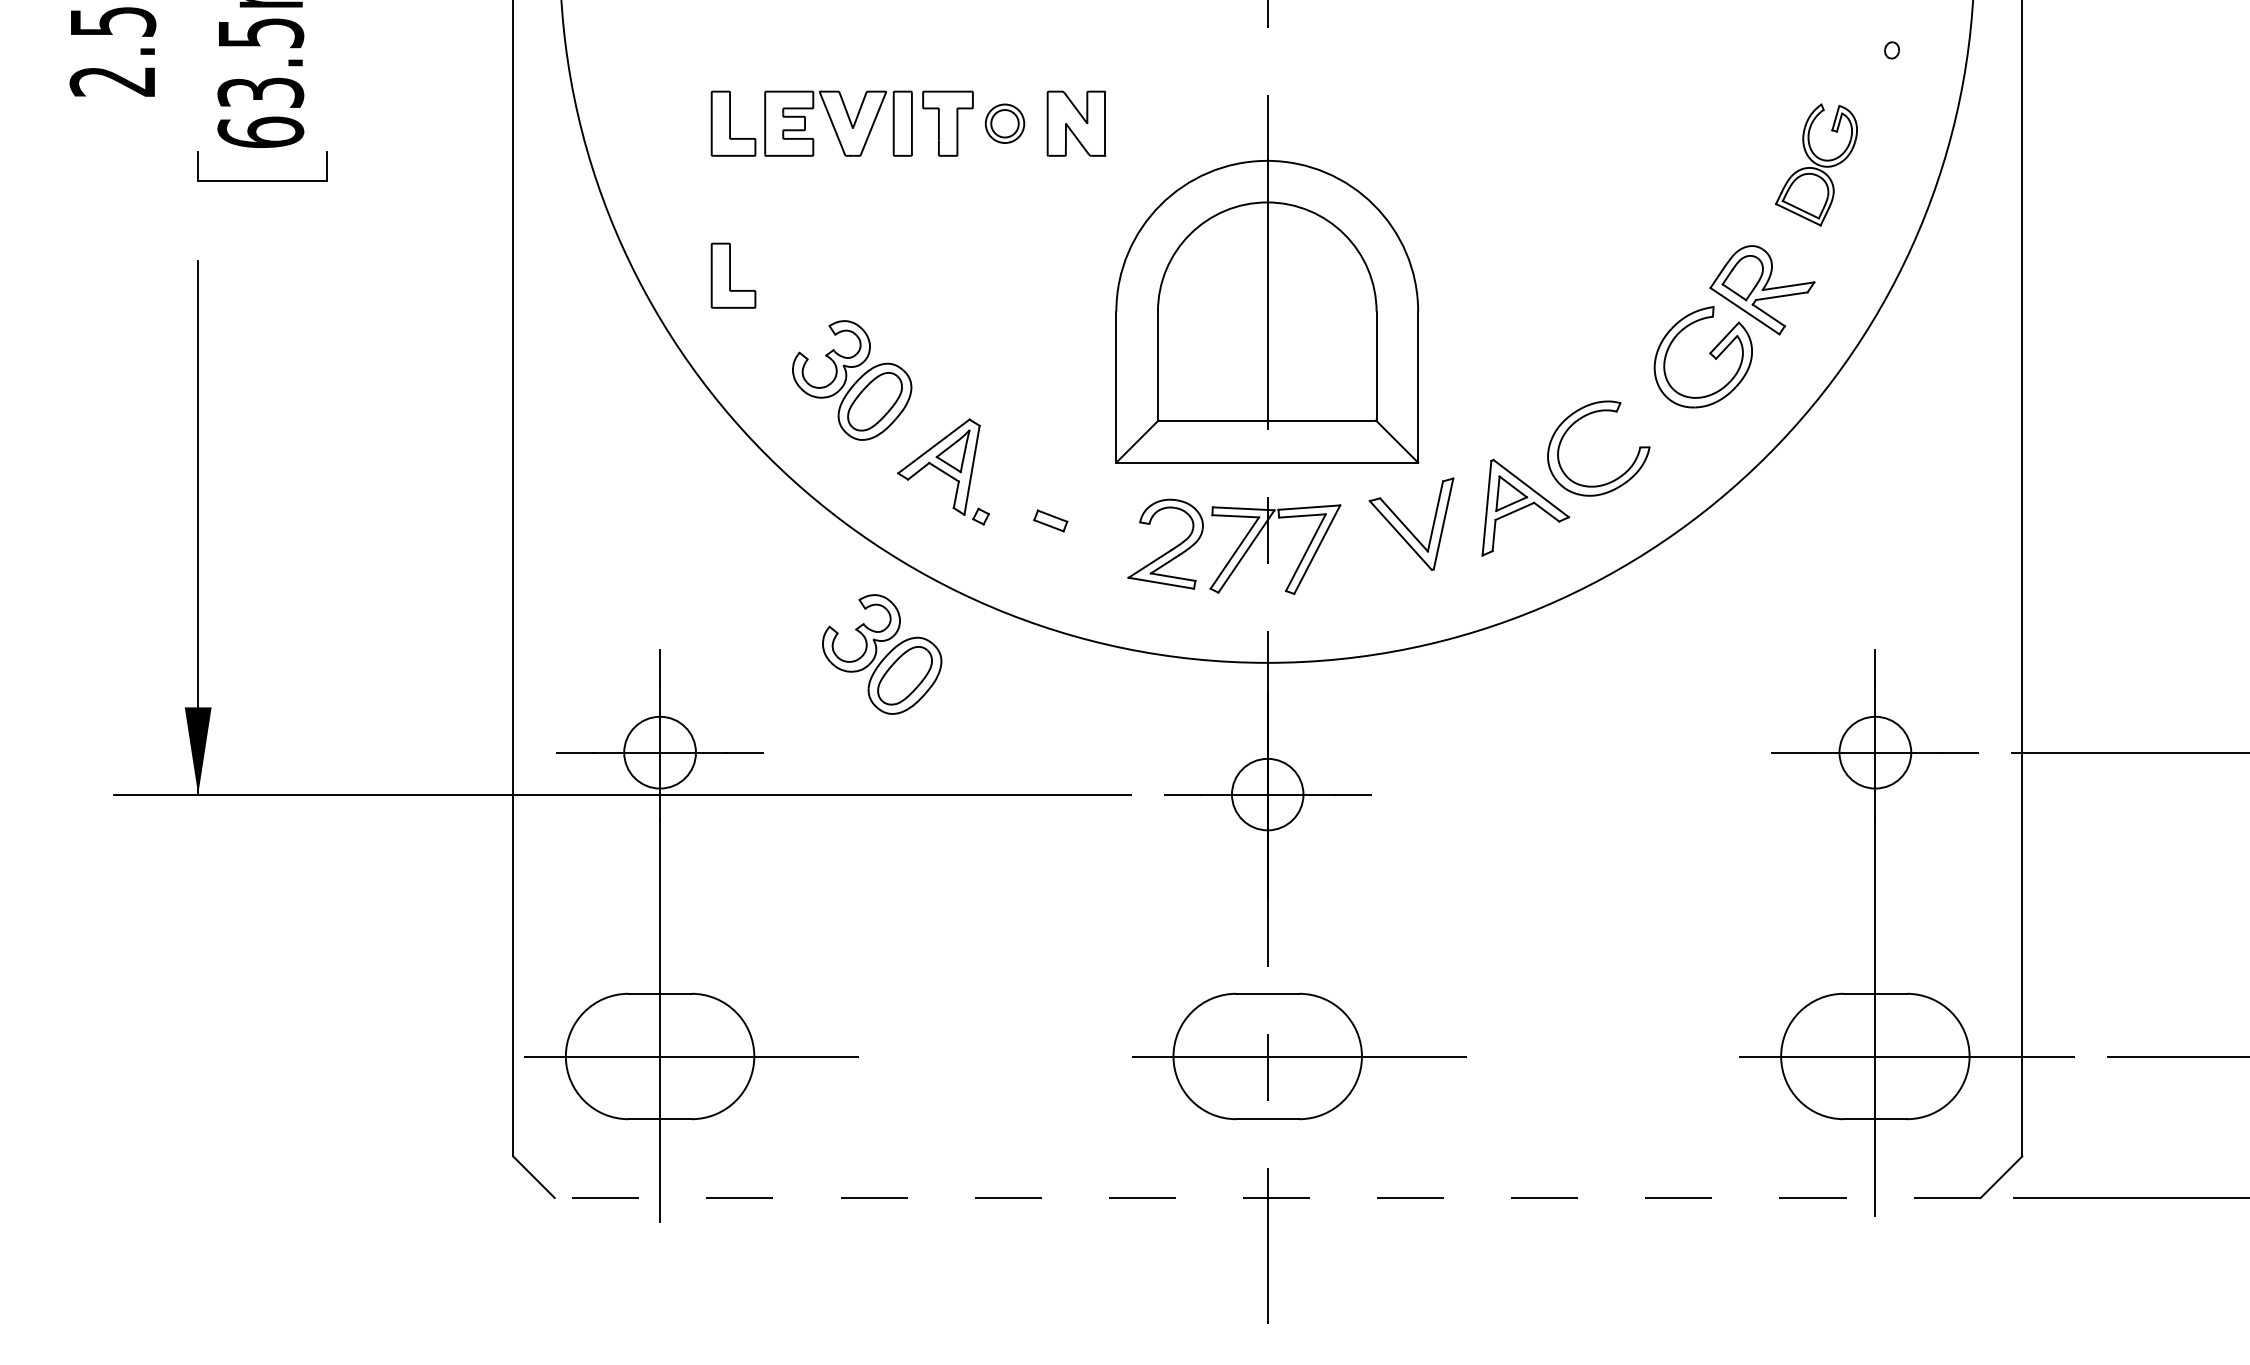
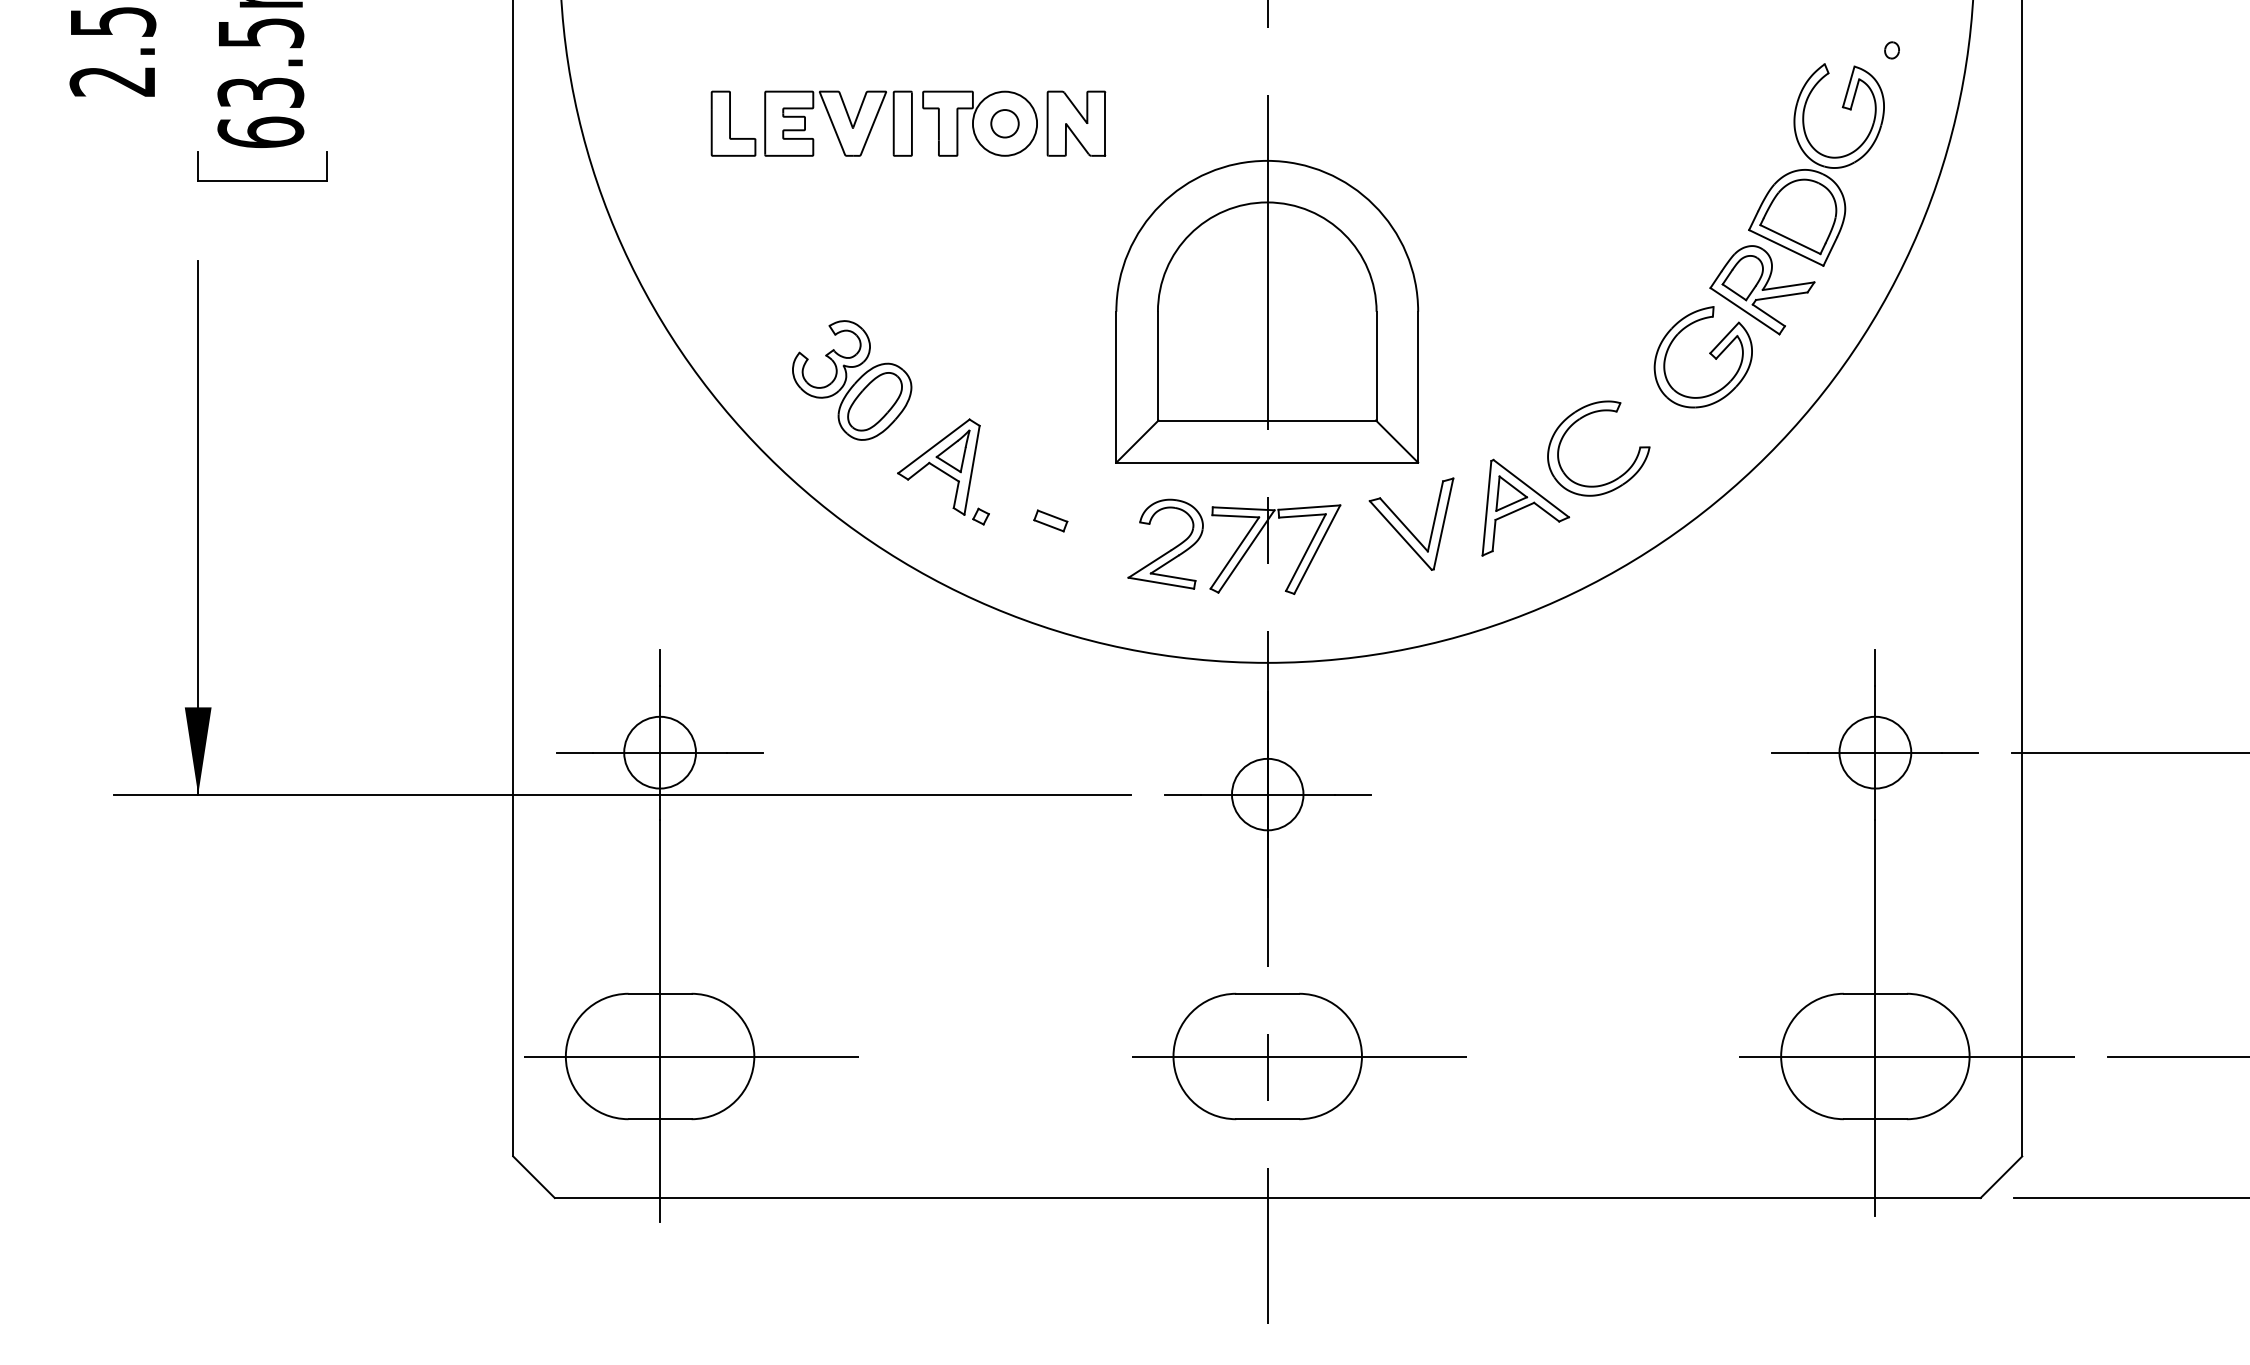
circle diameter: 38 px -> 64 px (1004, 123)
part size: 83x124 px -> 137x204 px (1816, 164)
part: present -> none (733, 275)
part: present -> none (882, 654)
line: dashed -> solid (1267, 1198)
